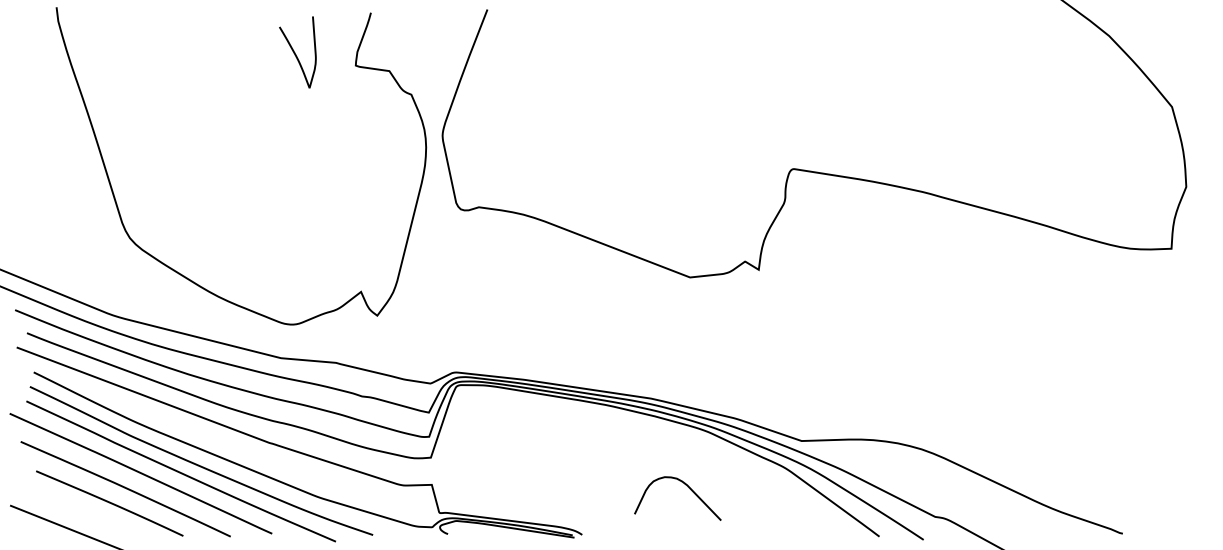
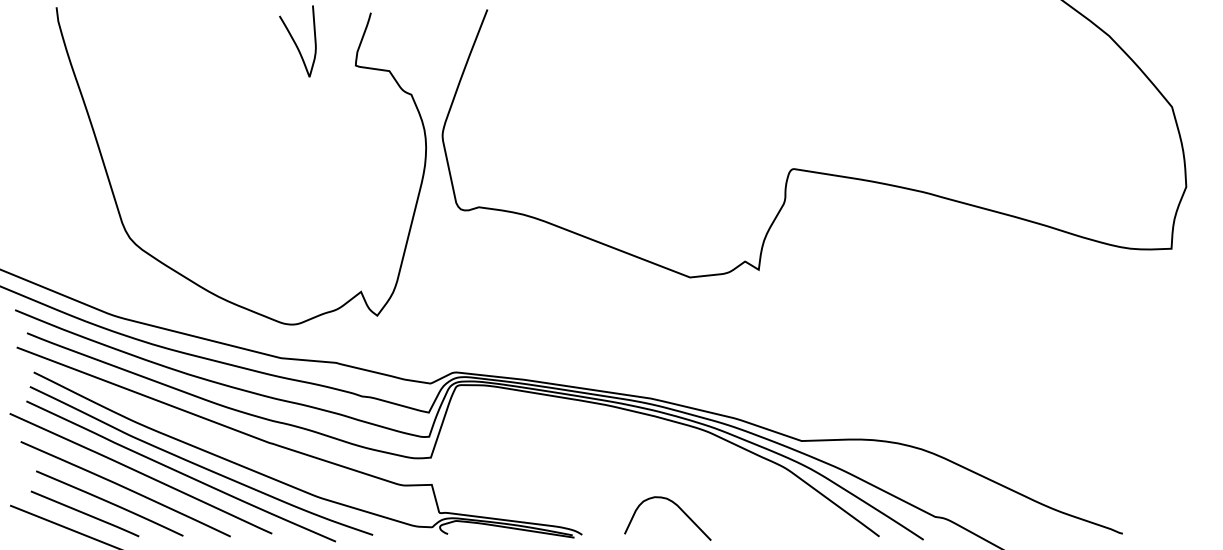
curve position: (295, 52) -> (295, 41) (295, 41)
curve position: (688, 488) -> (678, 508) (678, 508)
line: none -> present (84, 513)
